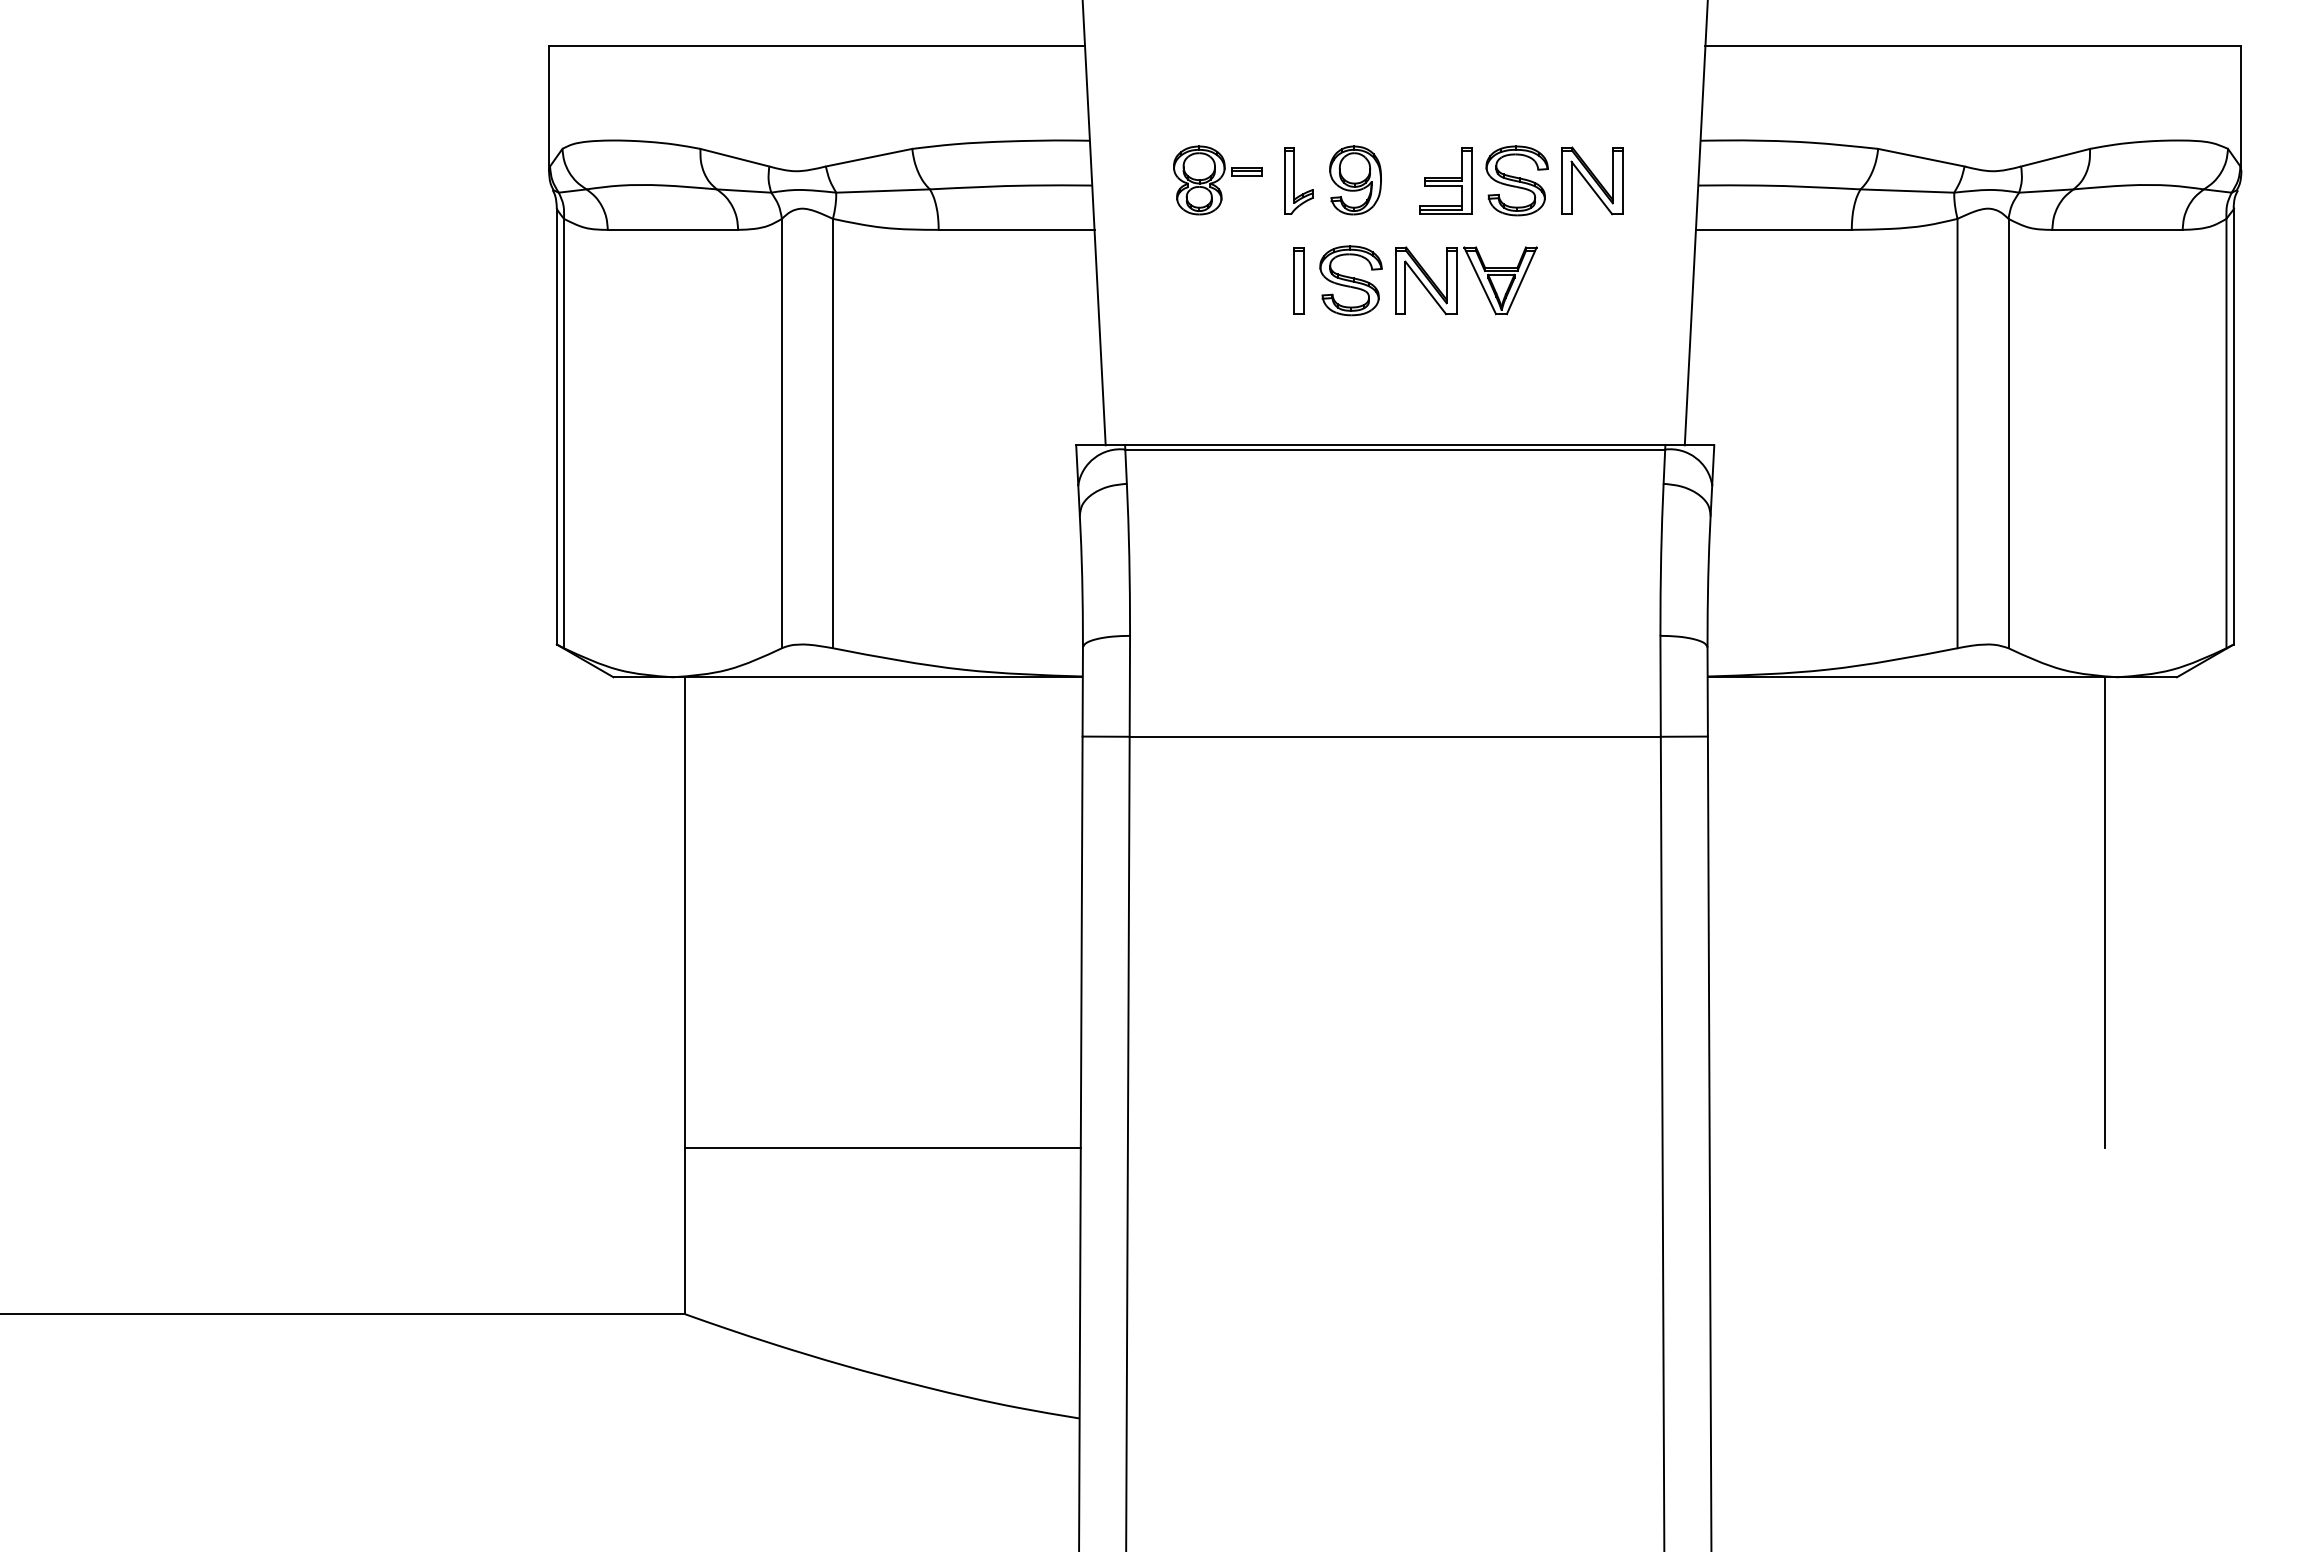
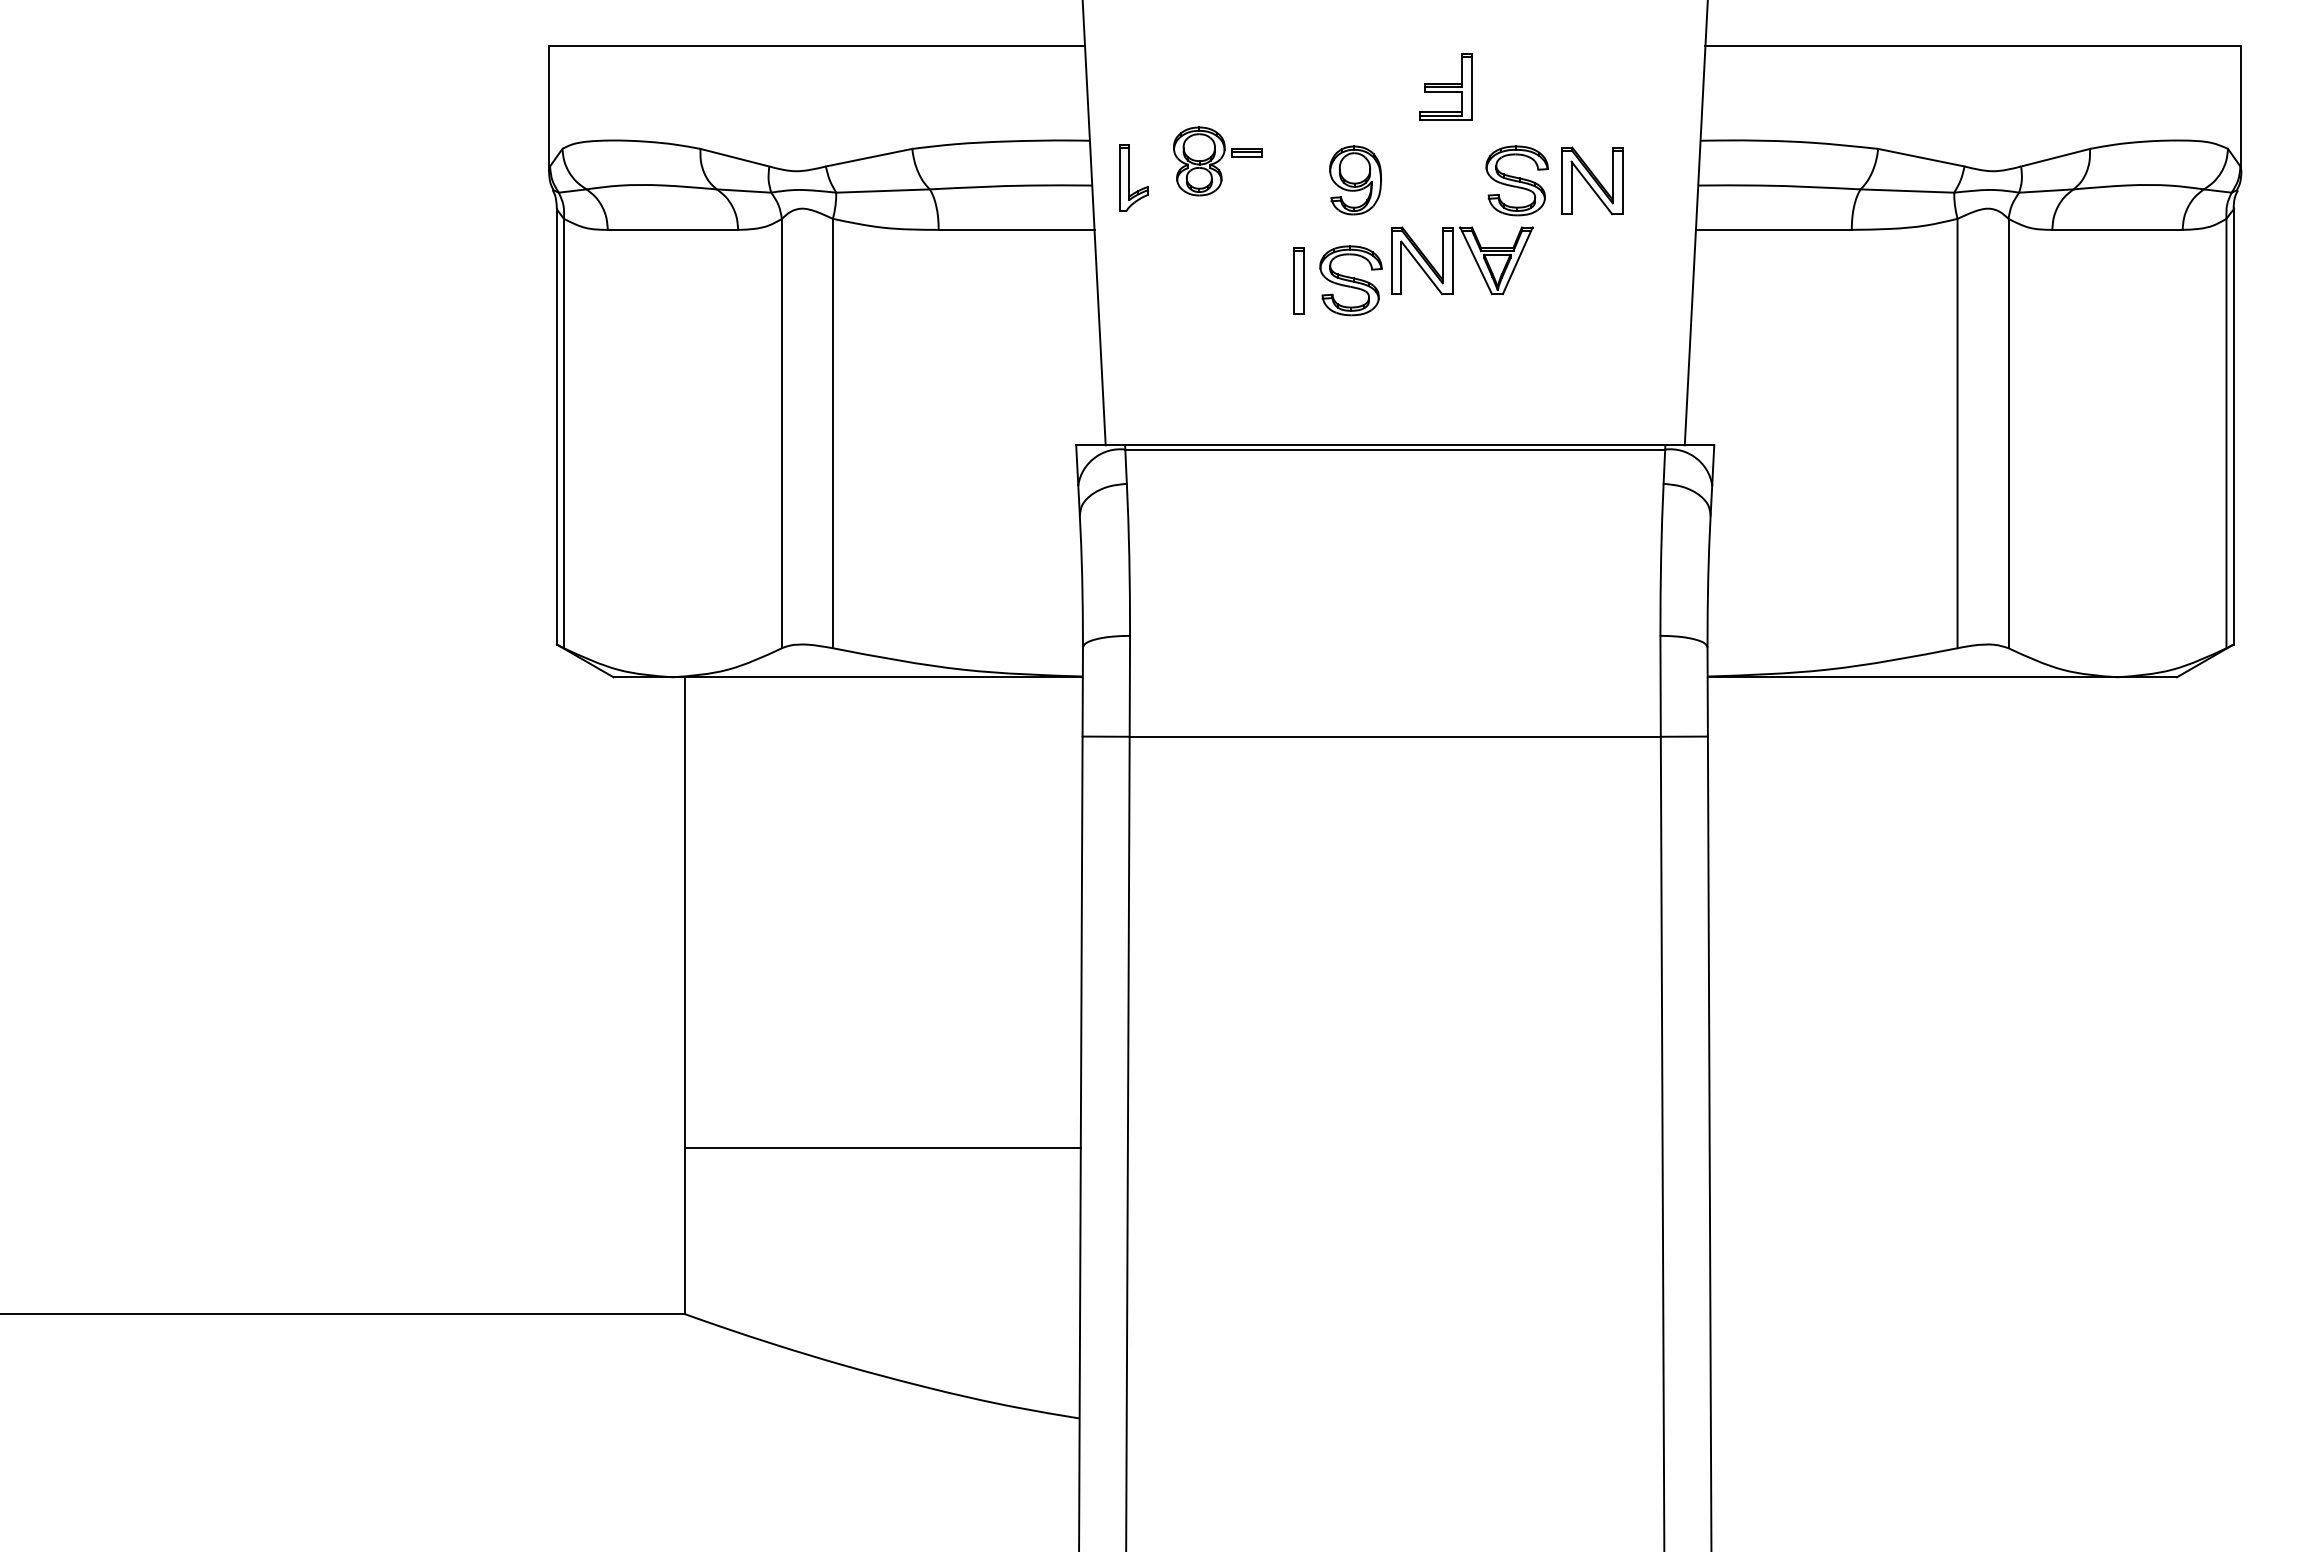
part position: (1217, 180) -> (1217, 161) (1217, 161)
part position: (1298, 180) -> (1133, 177) (1133, 177)
part position: (1445, 180) -> (1445, 86) (1445, 86)
part position: (1457, 280) -> (1453, 260) (1453, 260)
line: present -> none (2105, 912)
